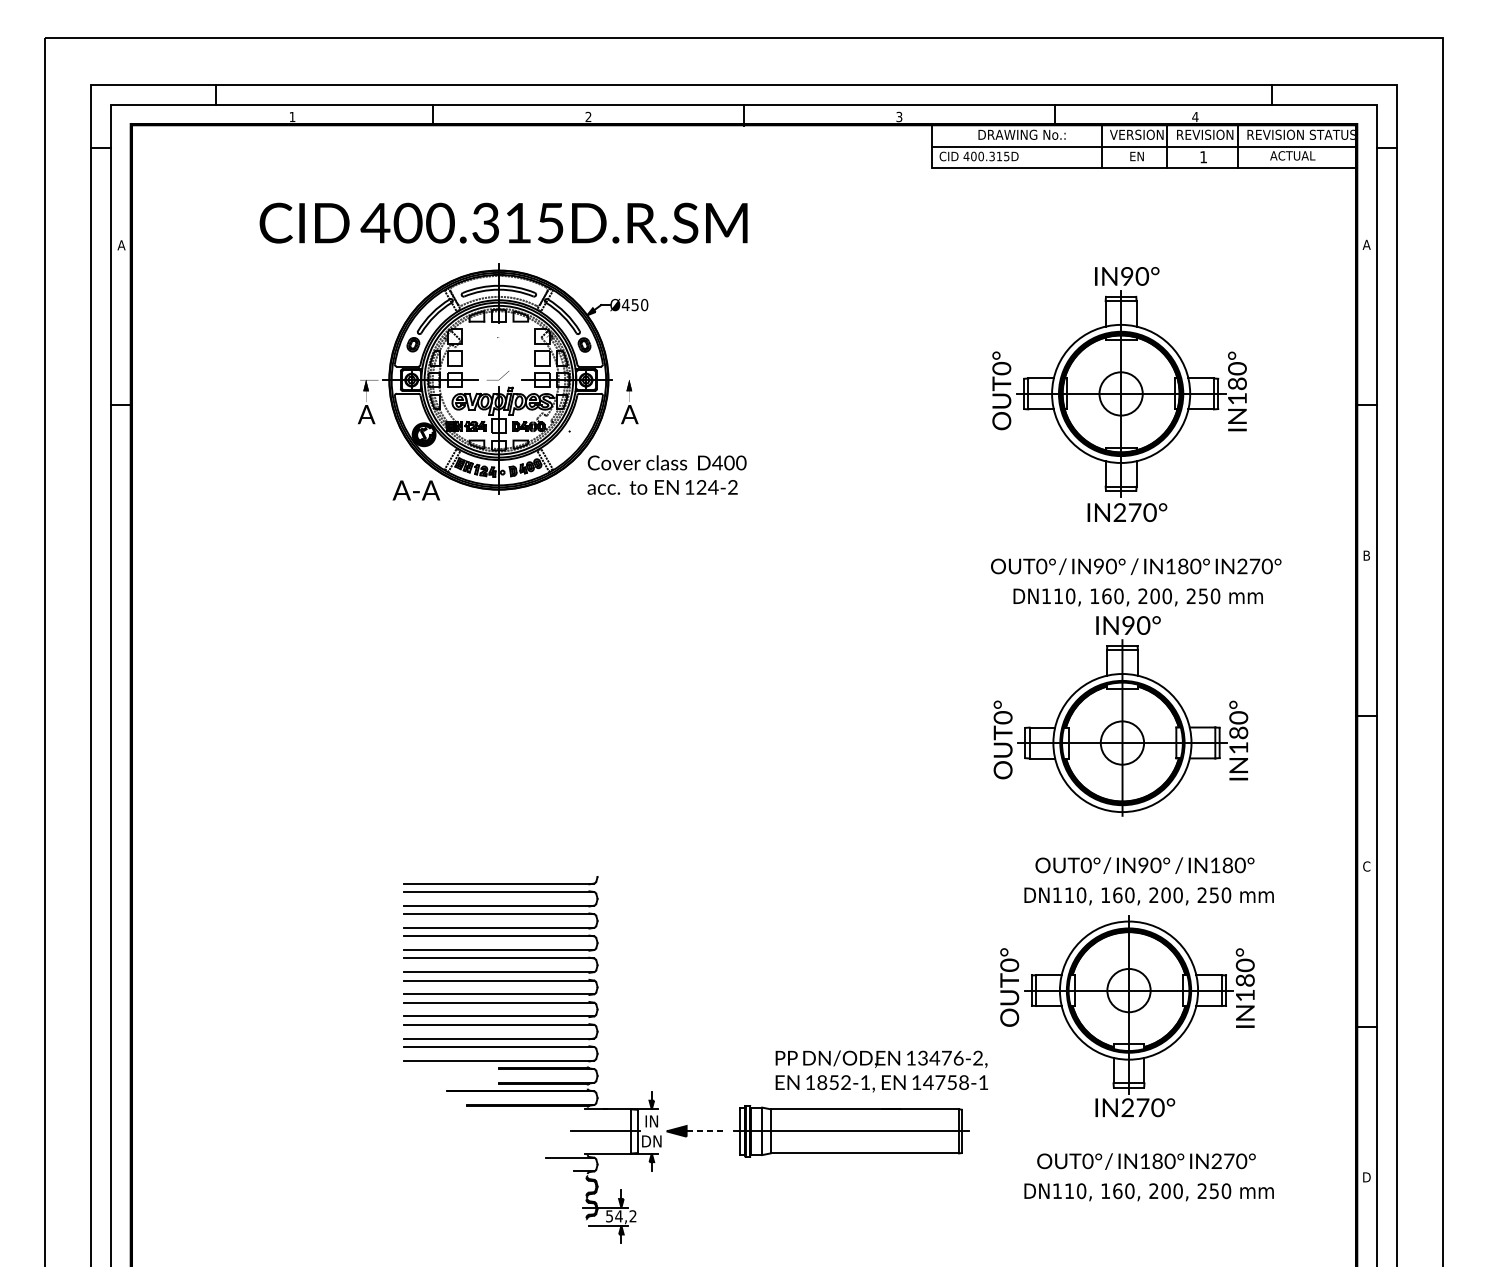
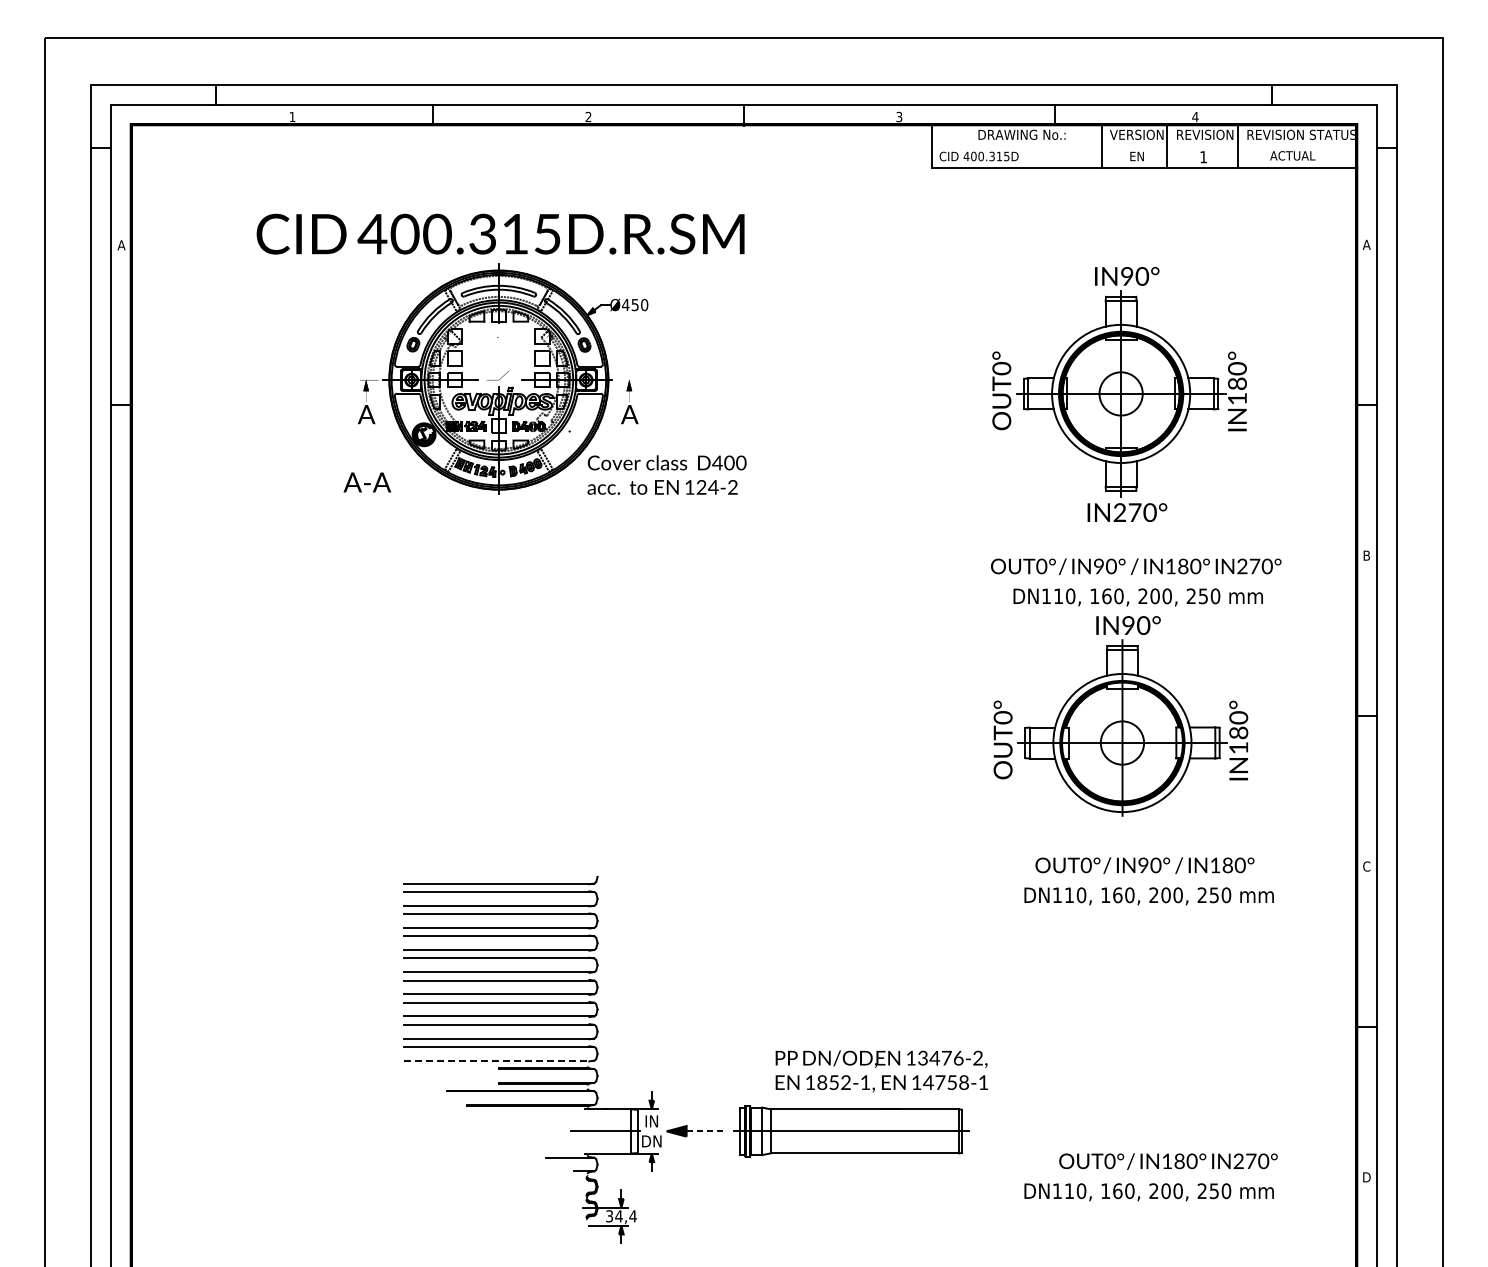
line: present -> none (1143, 146)
text position: (503, 222) -> (500, 233) (500, 233)
text position: (416, 490) -> (367, 482) (367, 482)
part: present -> none (1127, 1016)
line: solid -> dashed (499, 1060)
text position: (1146, 1161) -> (1168, 1161) (1168, 1161)
text: 54,2 -> 34,4 (621, 1216)
